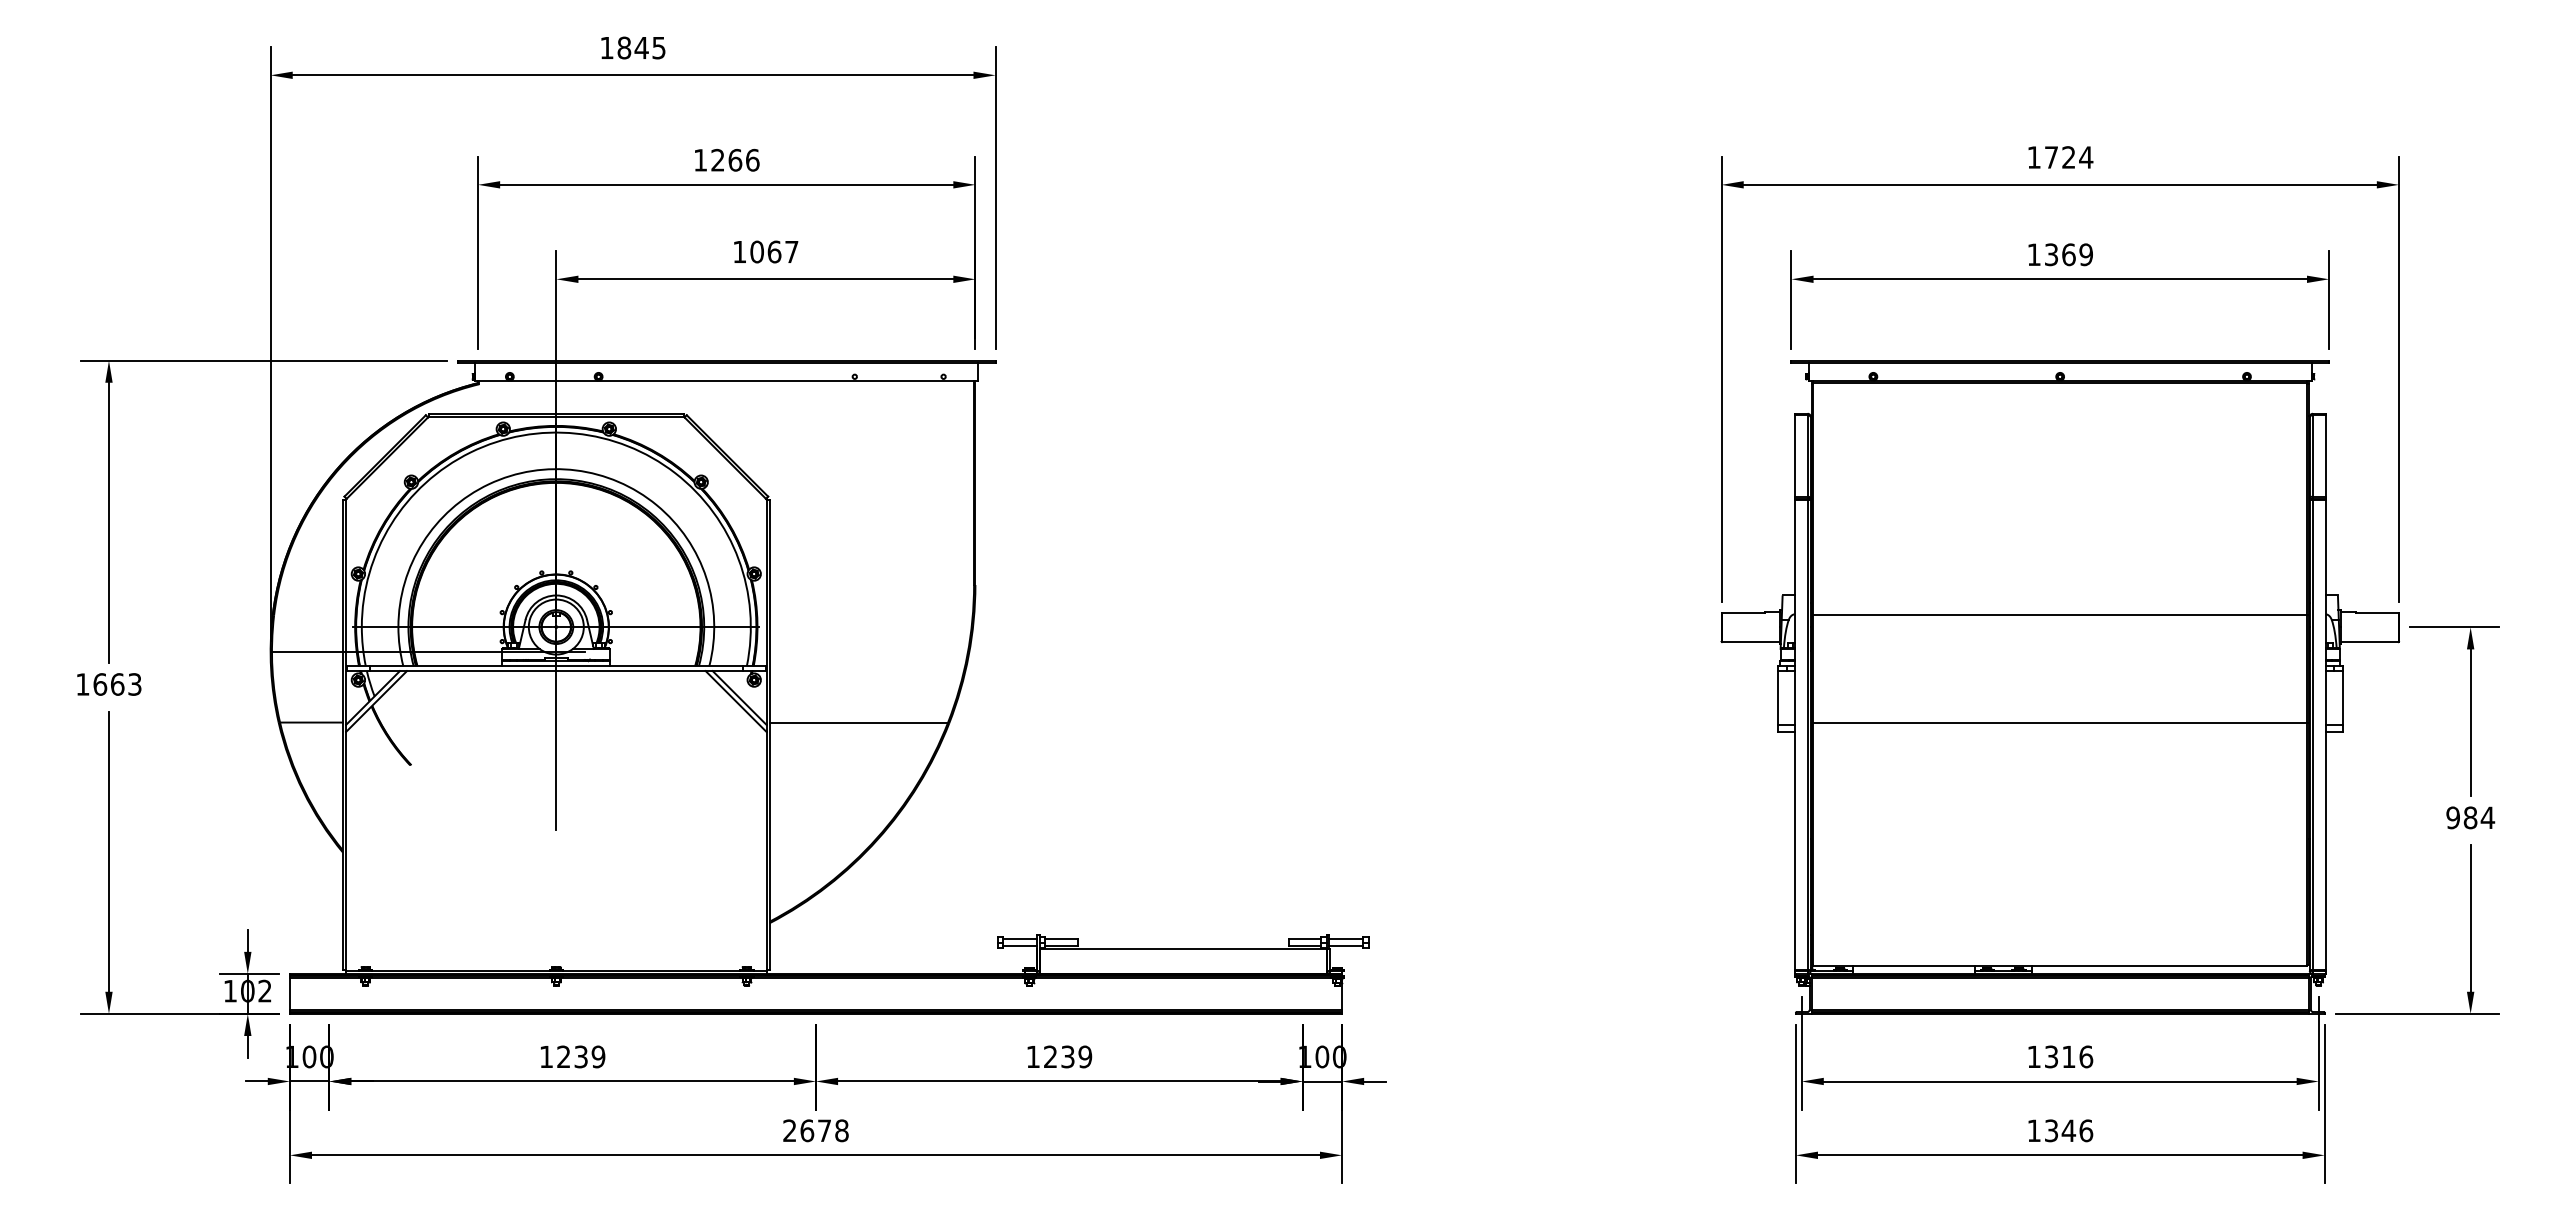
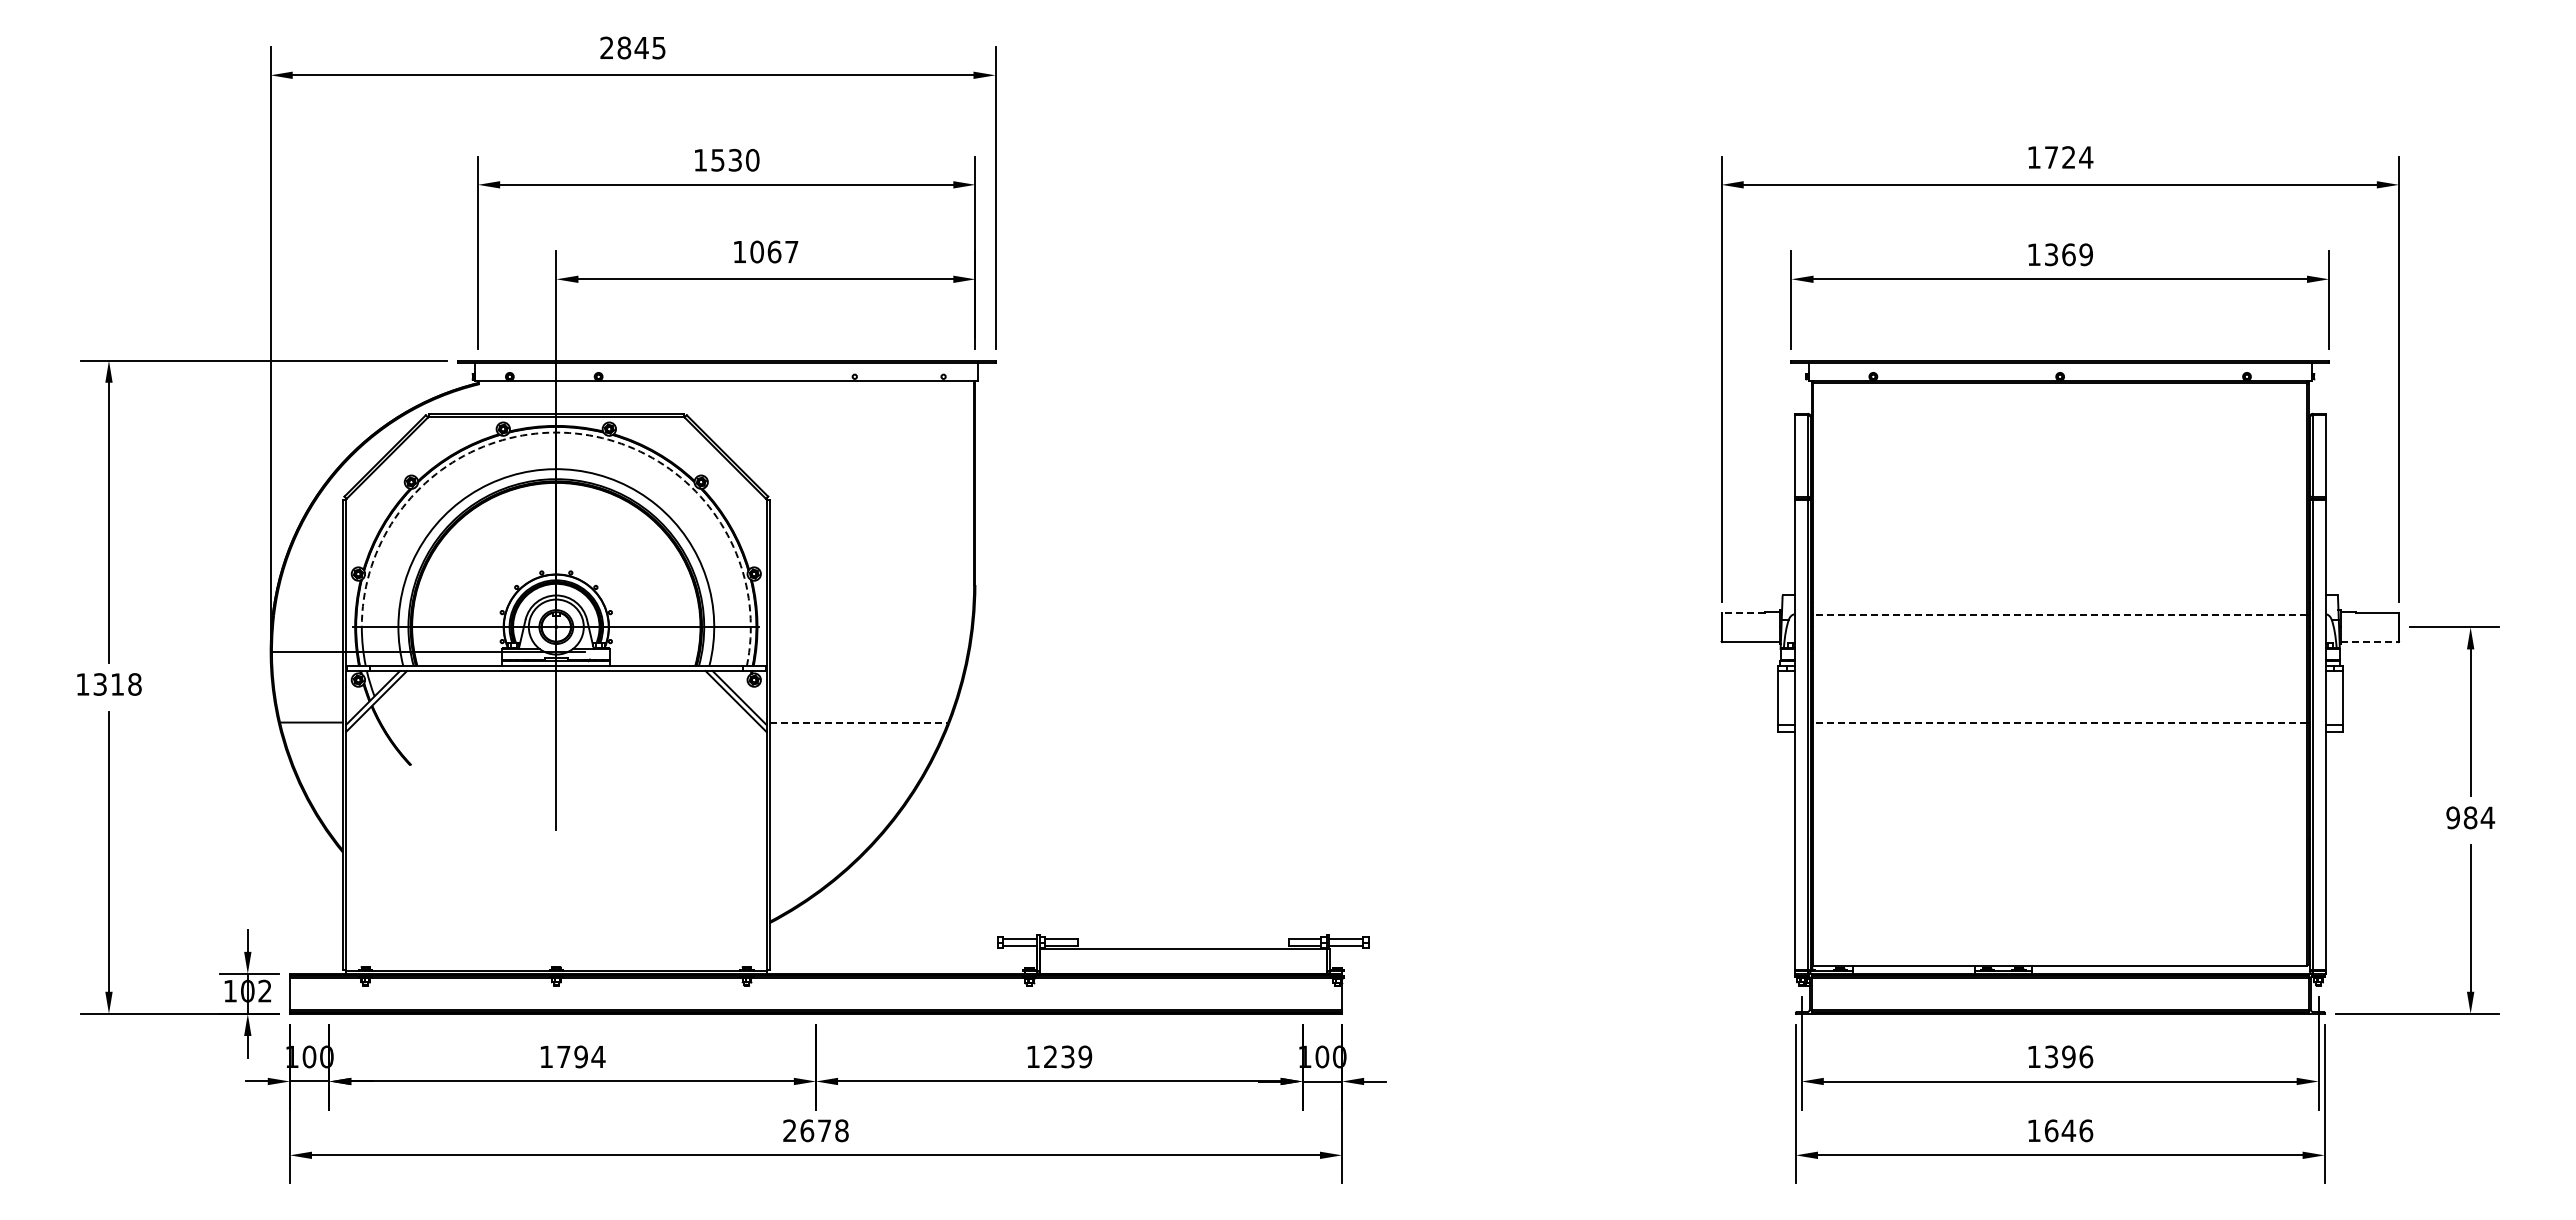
text: 1845 -> 2845 (606, 47)
text: 1266 -> 1530 (735, 159)
arc: solid -> dashed (575, 433)
line: solid -> dashed (1742, 612)
line: solid -> dashed (2060, 614)
line: solid -> dashed (2369, 642)
text: 1663 -> 1318 (117, 684)
line: solid -> dashed (859, 722)
line: solid -> dashed (2060, 722)
text: 1239 -> 1794 (581, 1056)
text: 1316 -> 1396 (2068, 1056)
text: 1346 -> 1646 (2051, 1130)
